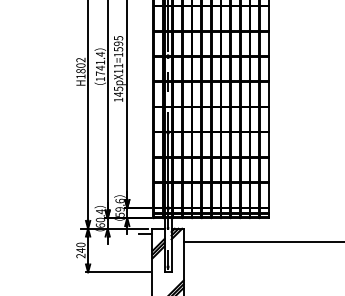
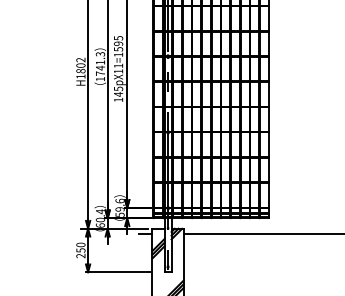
text: 1741.4 -> 1741.3 (100, 54)
line position: (262, 241) -> (262, 233) (262, 233)
text: 240 -> 250 (80, 250)
